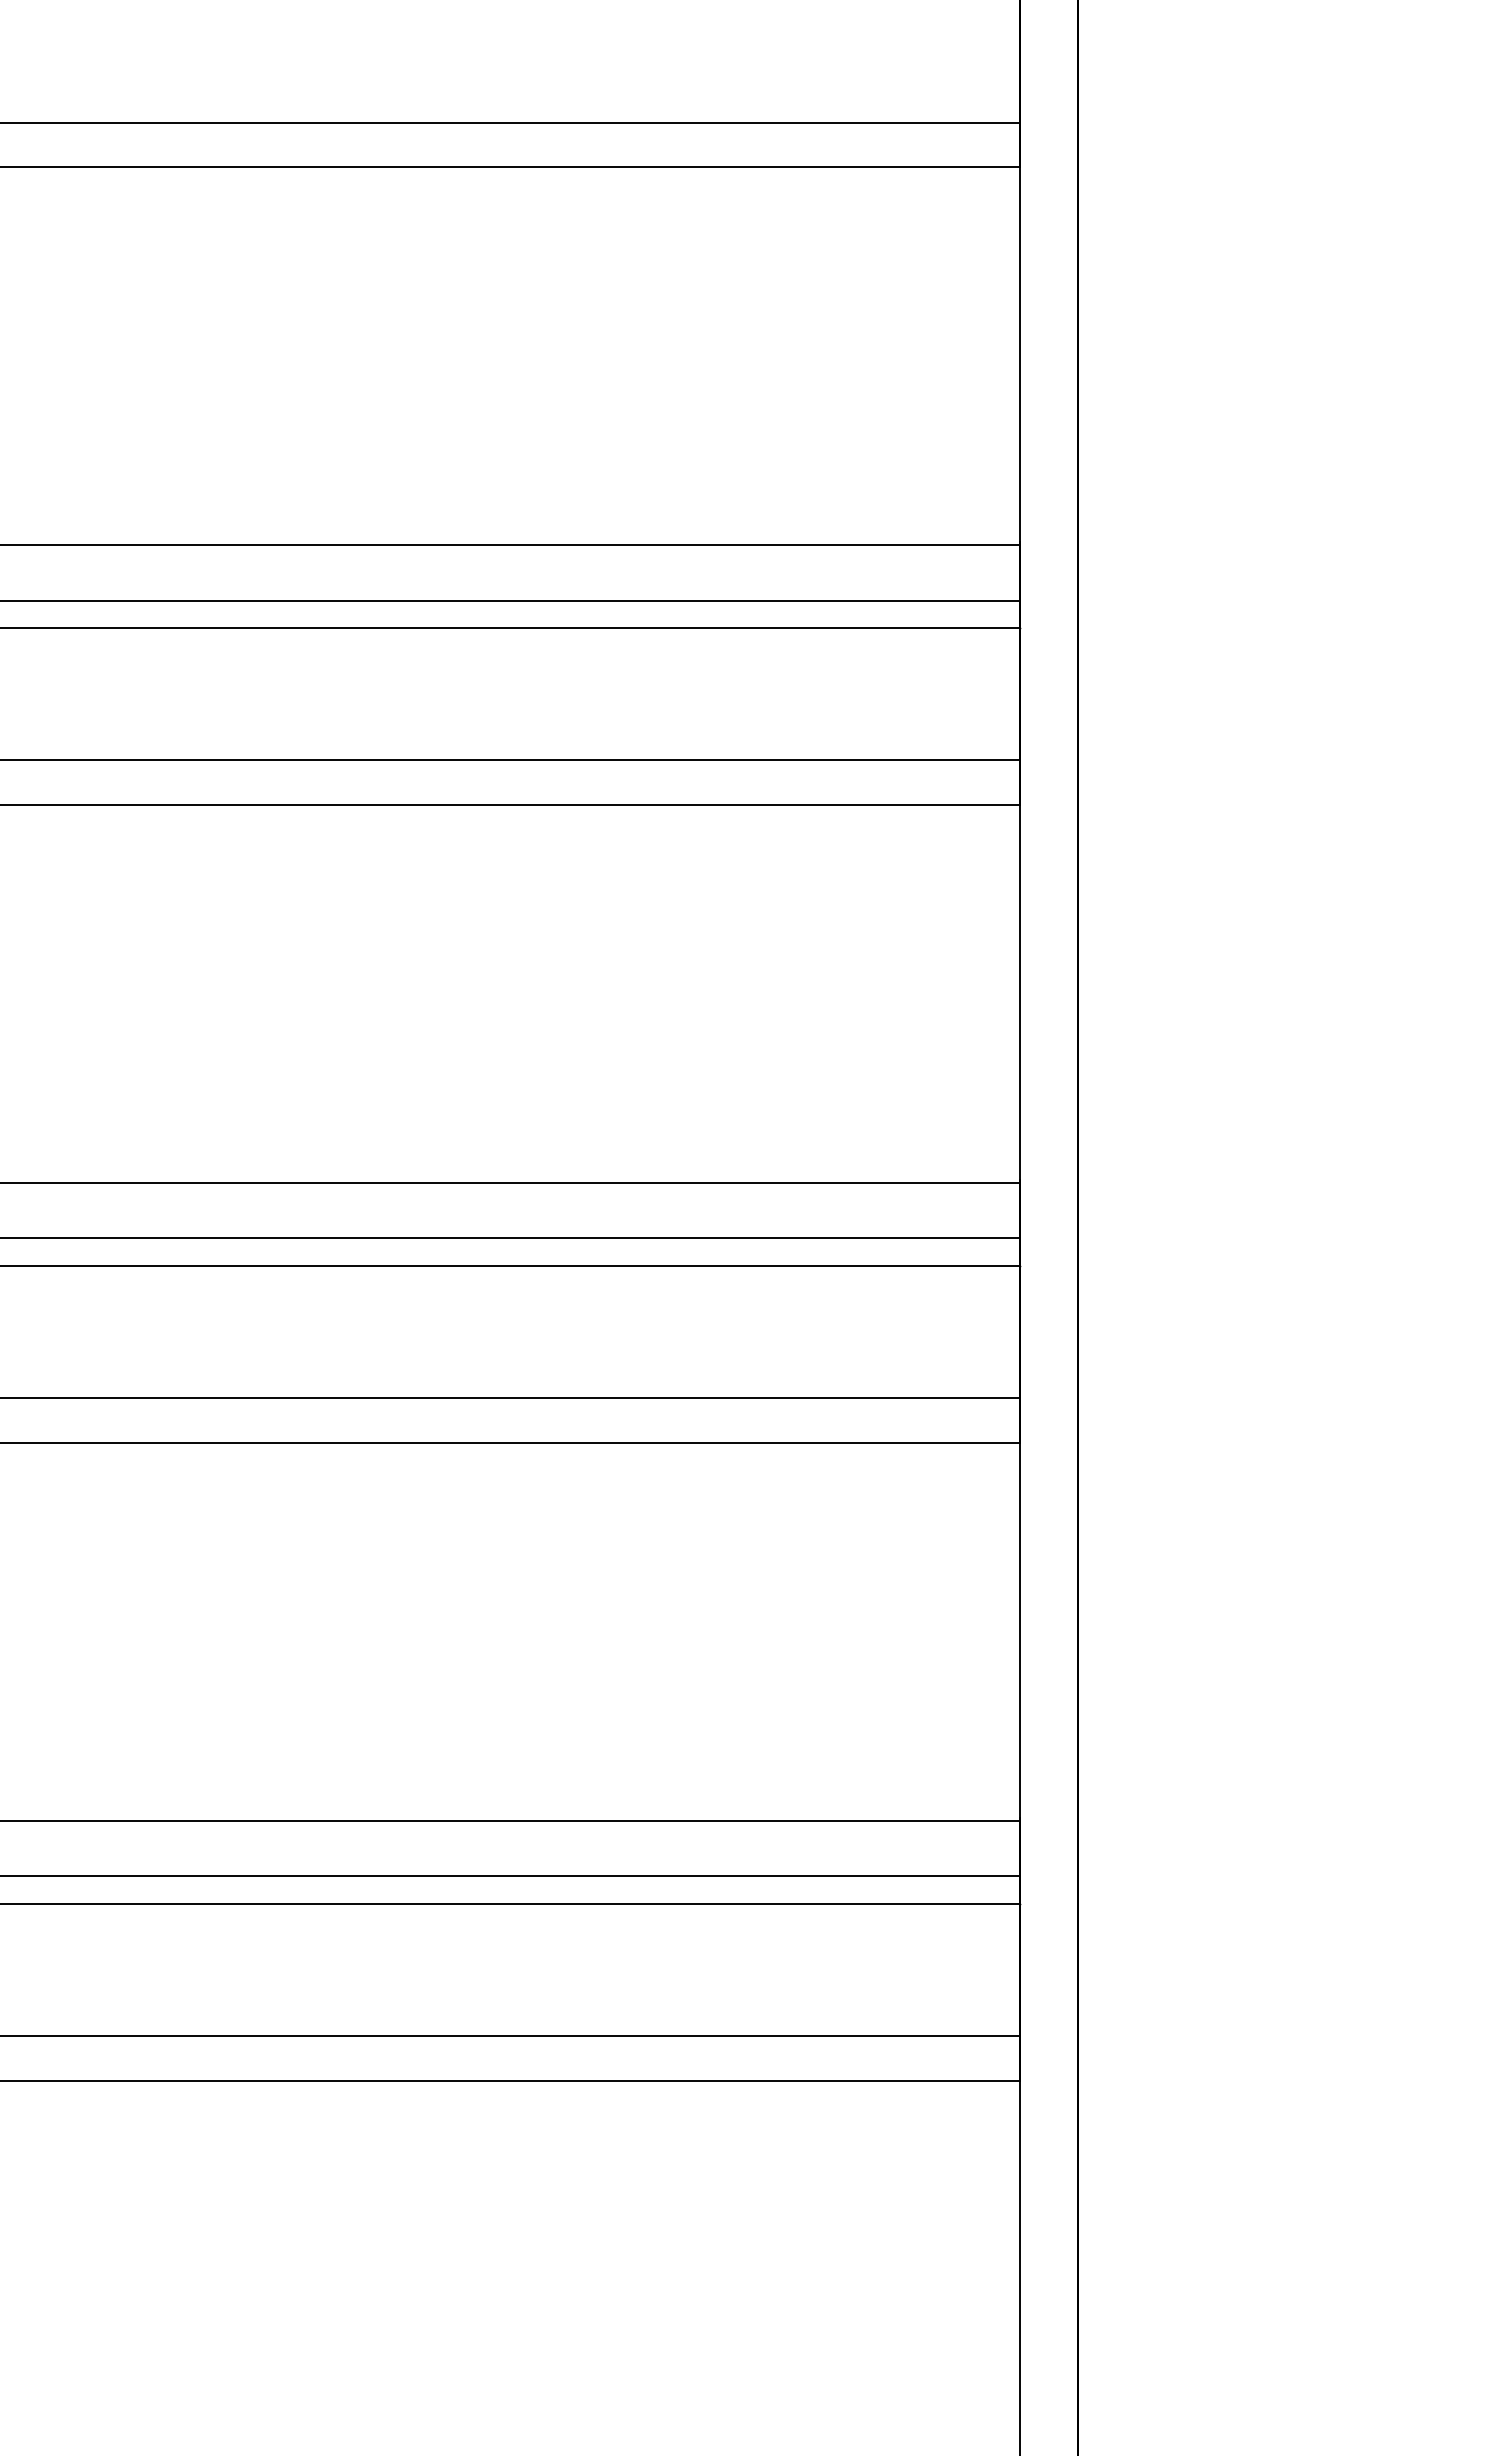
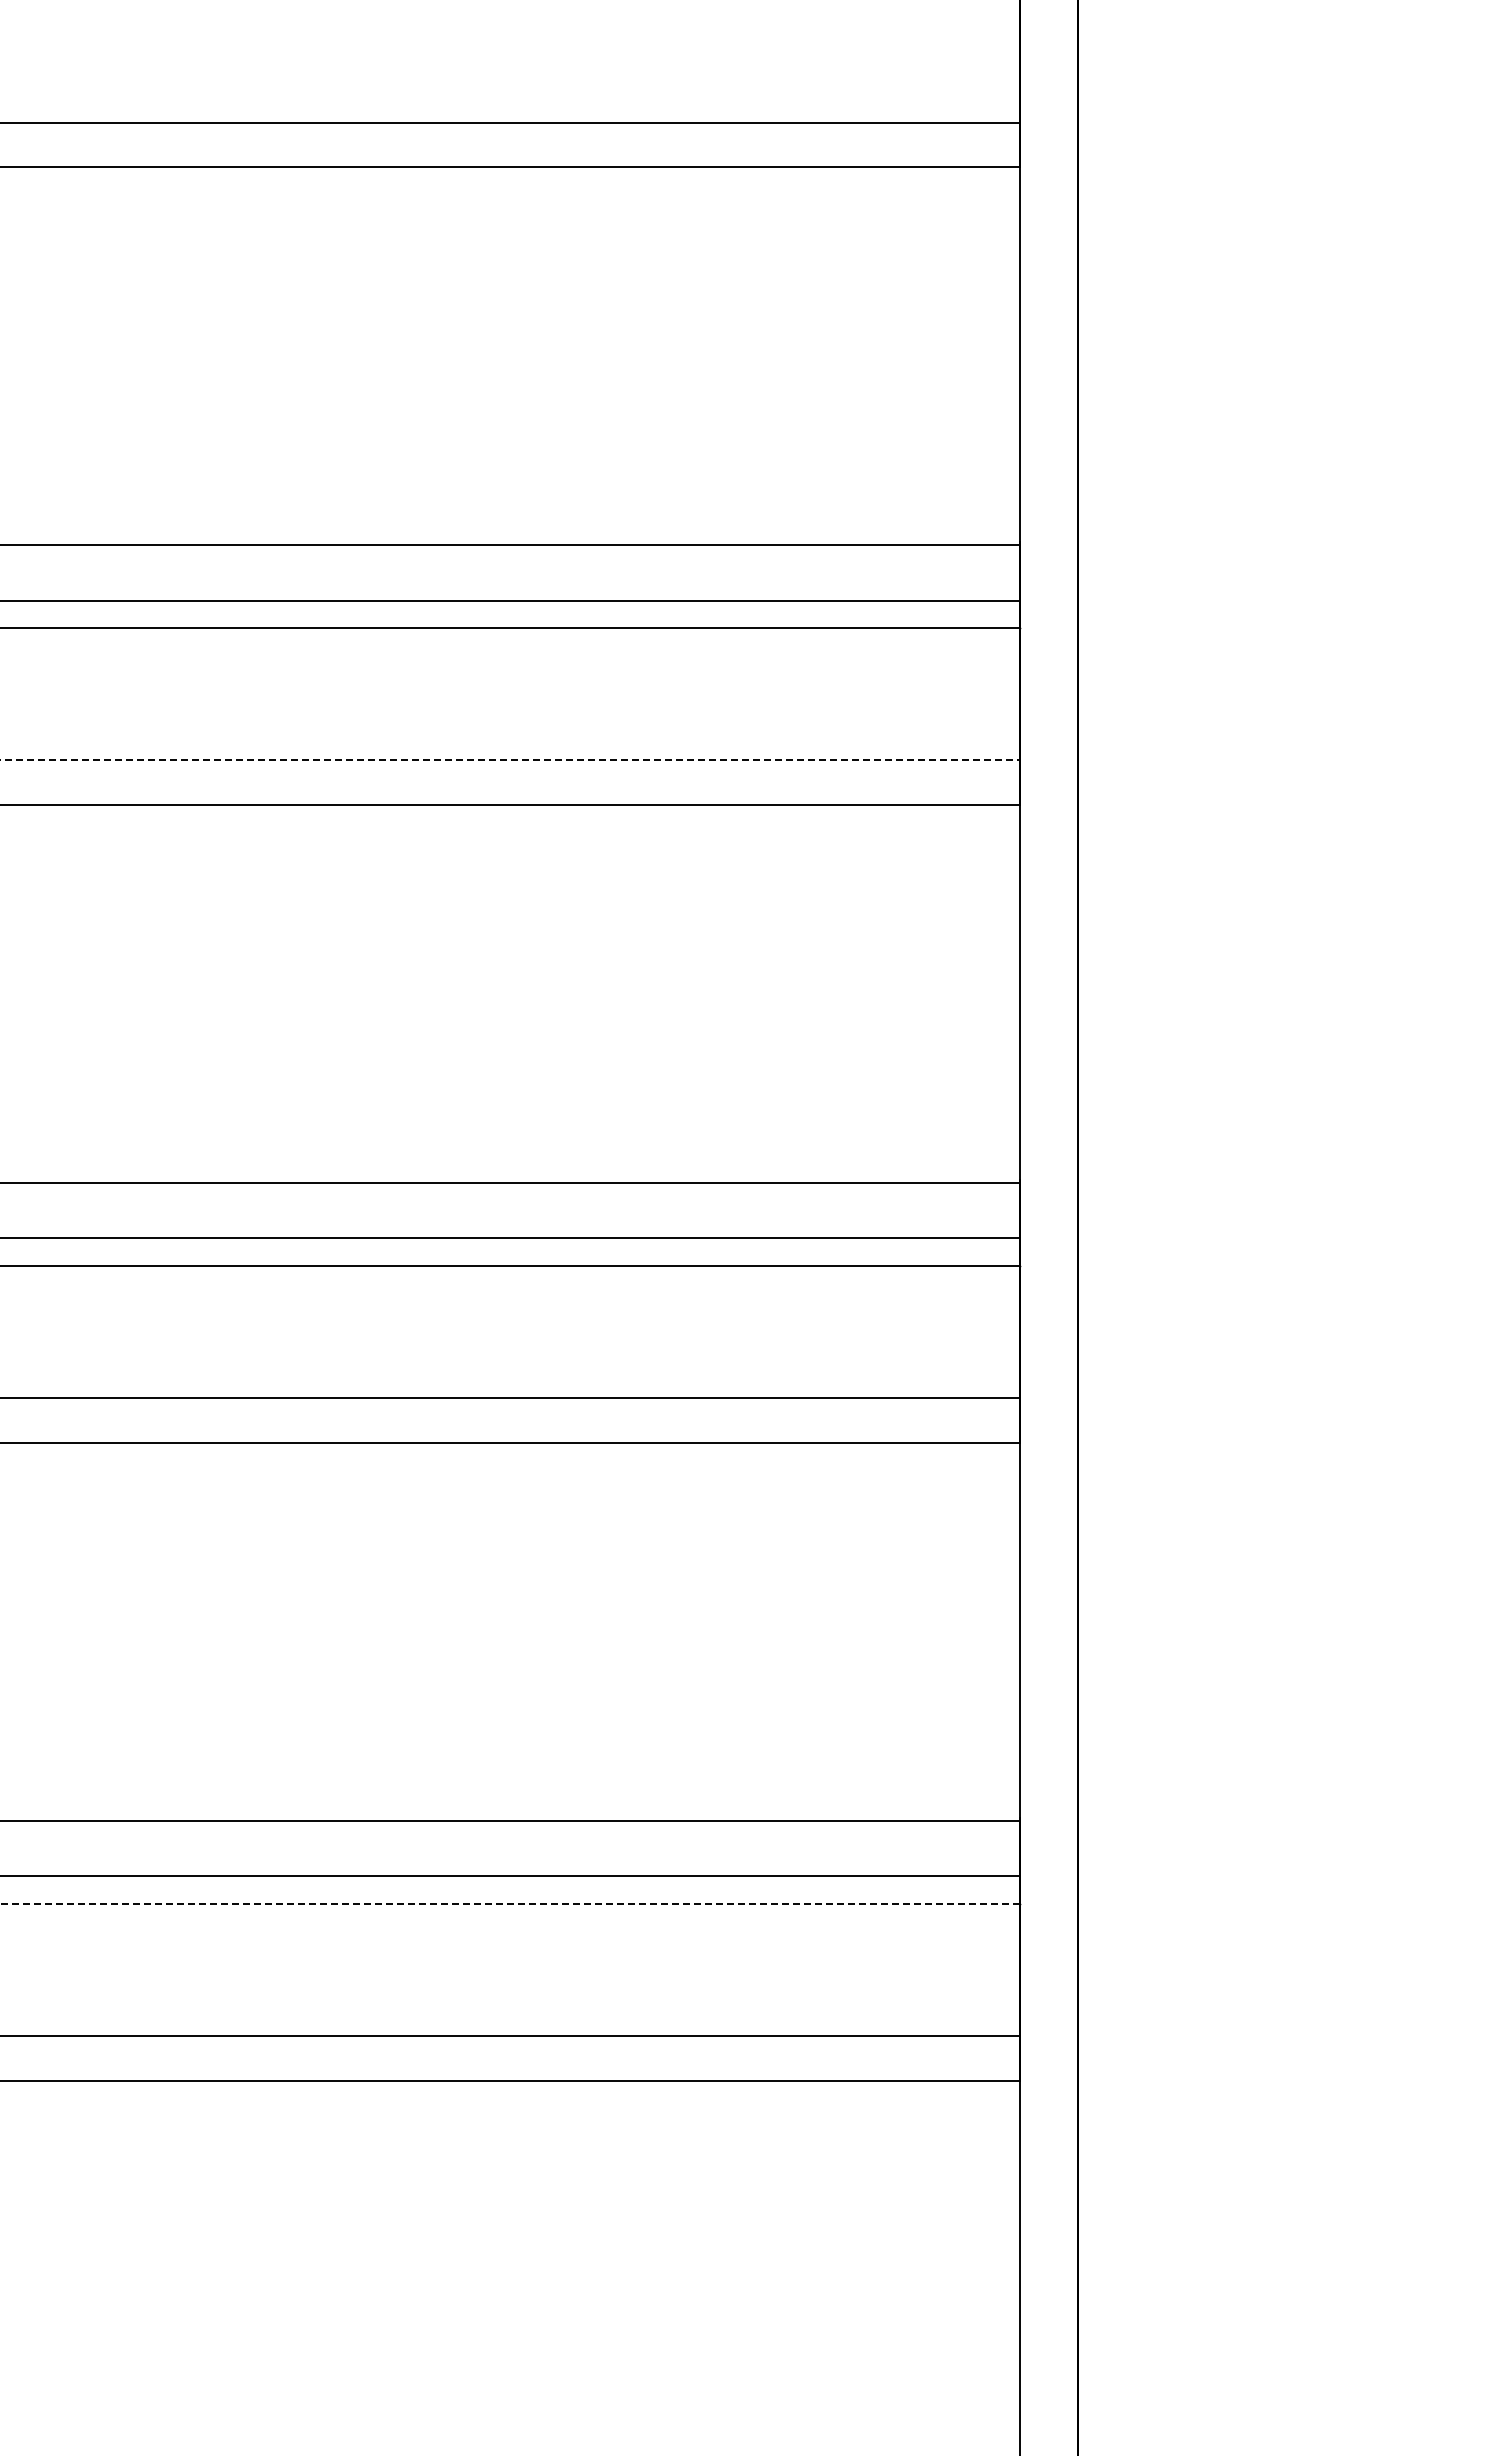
line: solid -> dashed (511, 760)
line: solid -> dashed (509, 1903)
